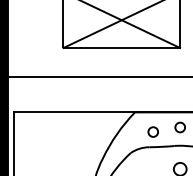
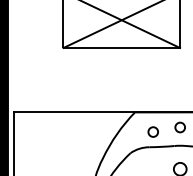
line: present -> none (98, 77)
